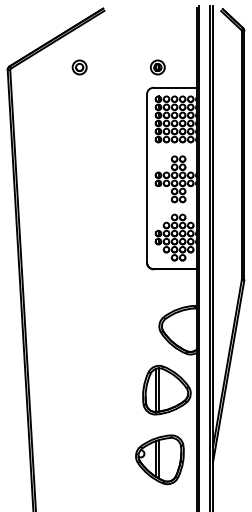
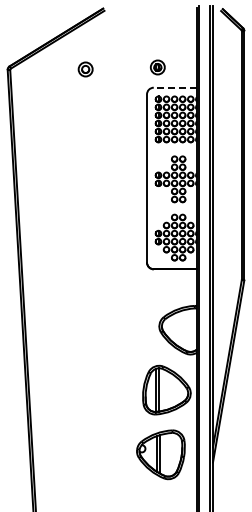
part position: (79, 67) -> (85, 69) (85, 69)
line: solid -> dashed (175, 87)
part position: (159, 459) -> (160, 454) (160, 454)
